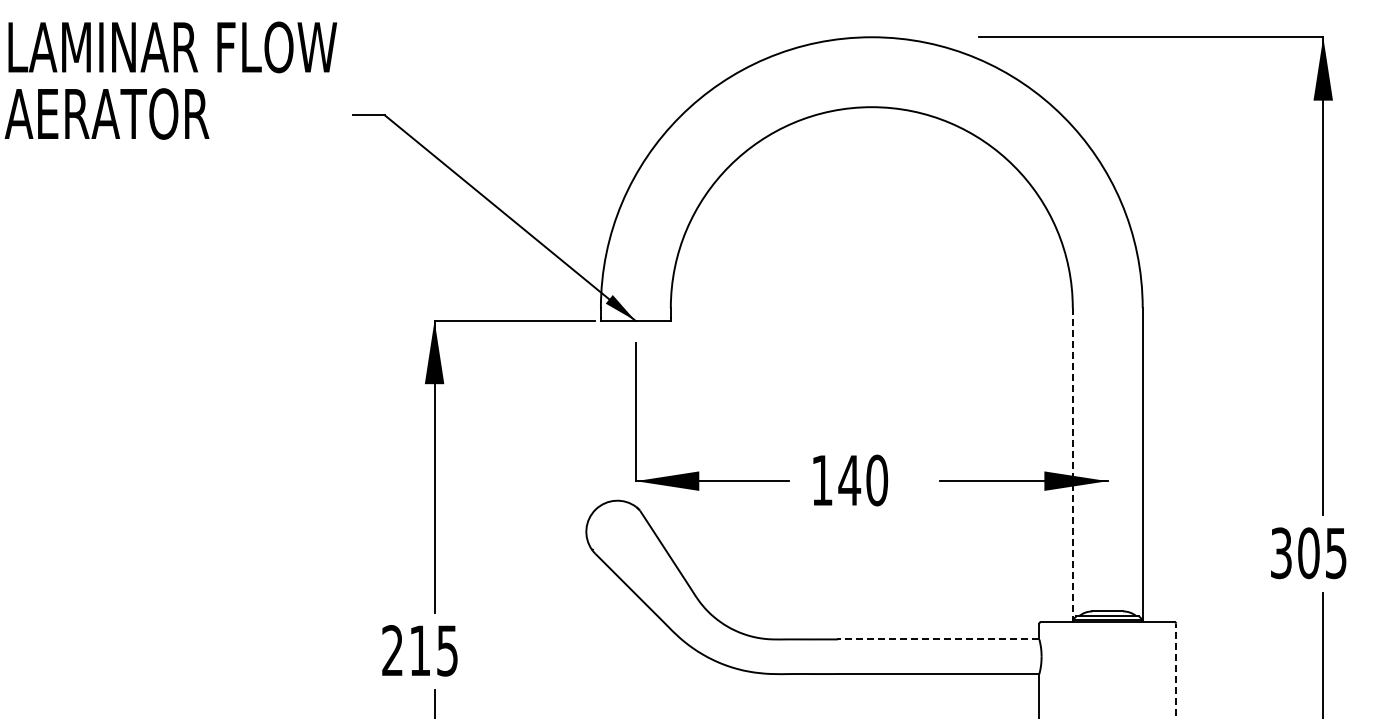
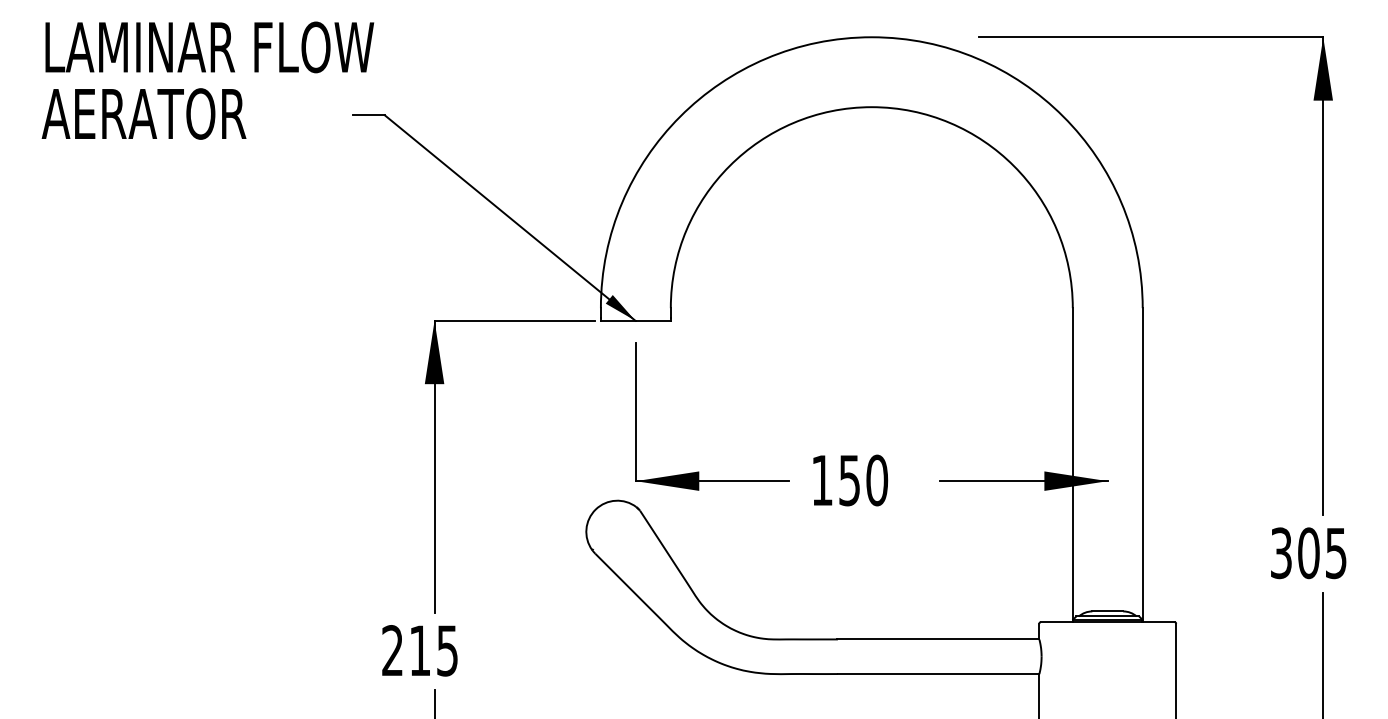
text position: (170, 80) -> (207, 80) (207, 80)
line: dashed -> solid (1072, 465)
text: 140 -> 150 (849, 480)
line: dashed -> solid (938, 639)
line: dashed -> solid (1176, 670)
